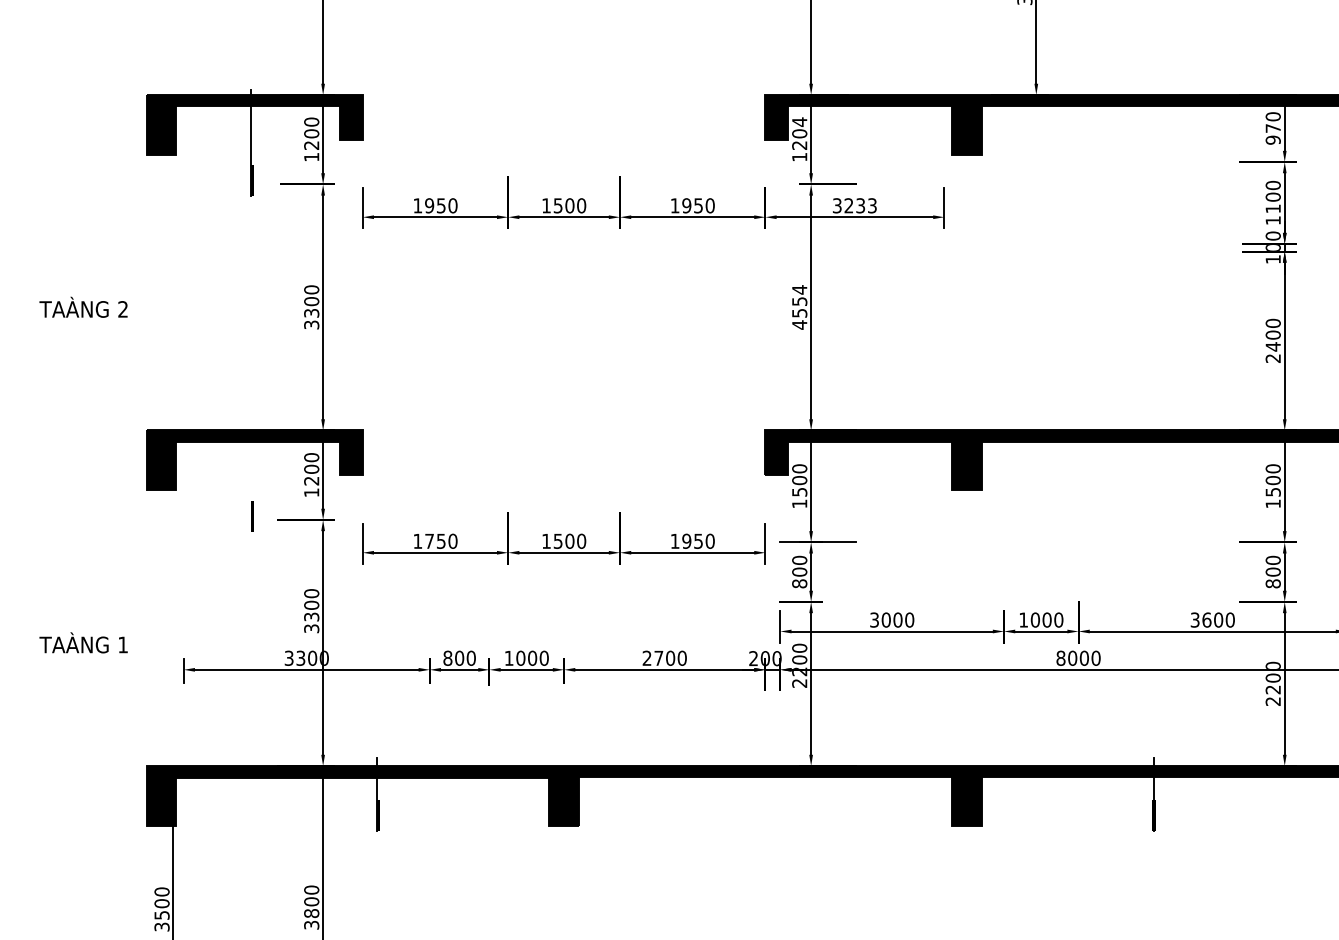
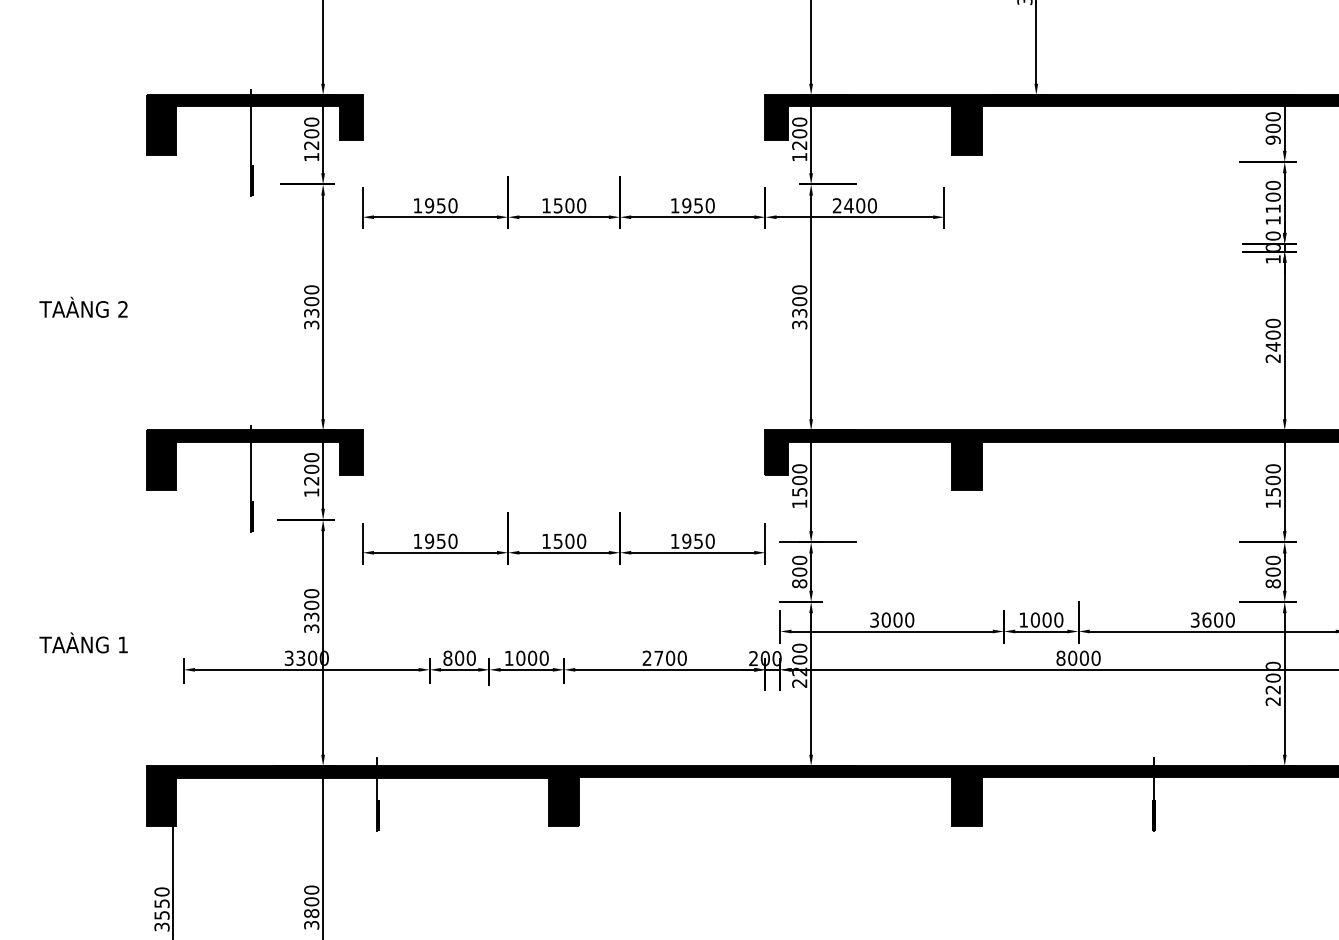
text: 1204 -> 1200 (799, 121)
text: 970 -> 900 (1272, 128)
text: 3233 -> 2400 (854, 205)
text: 4554 -> 3300 (799, 307)
line: none -> present (250, 478)
text: 1750 -> 1950 (429, 540)
text: 3500 -> 3550 (161, 903)
